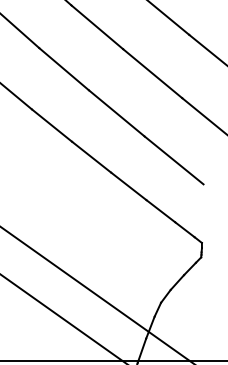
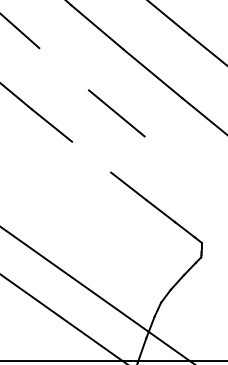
line: present -> none (64, 69)
line: present -> none (91, 156)
line: present -> none (173, 160)
